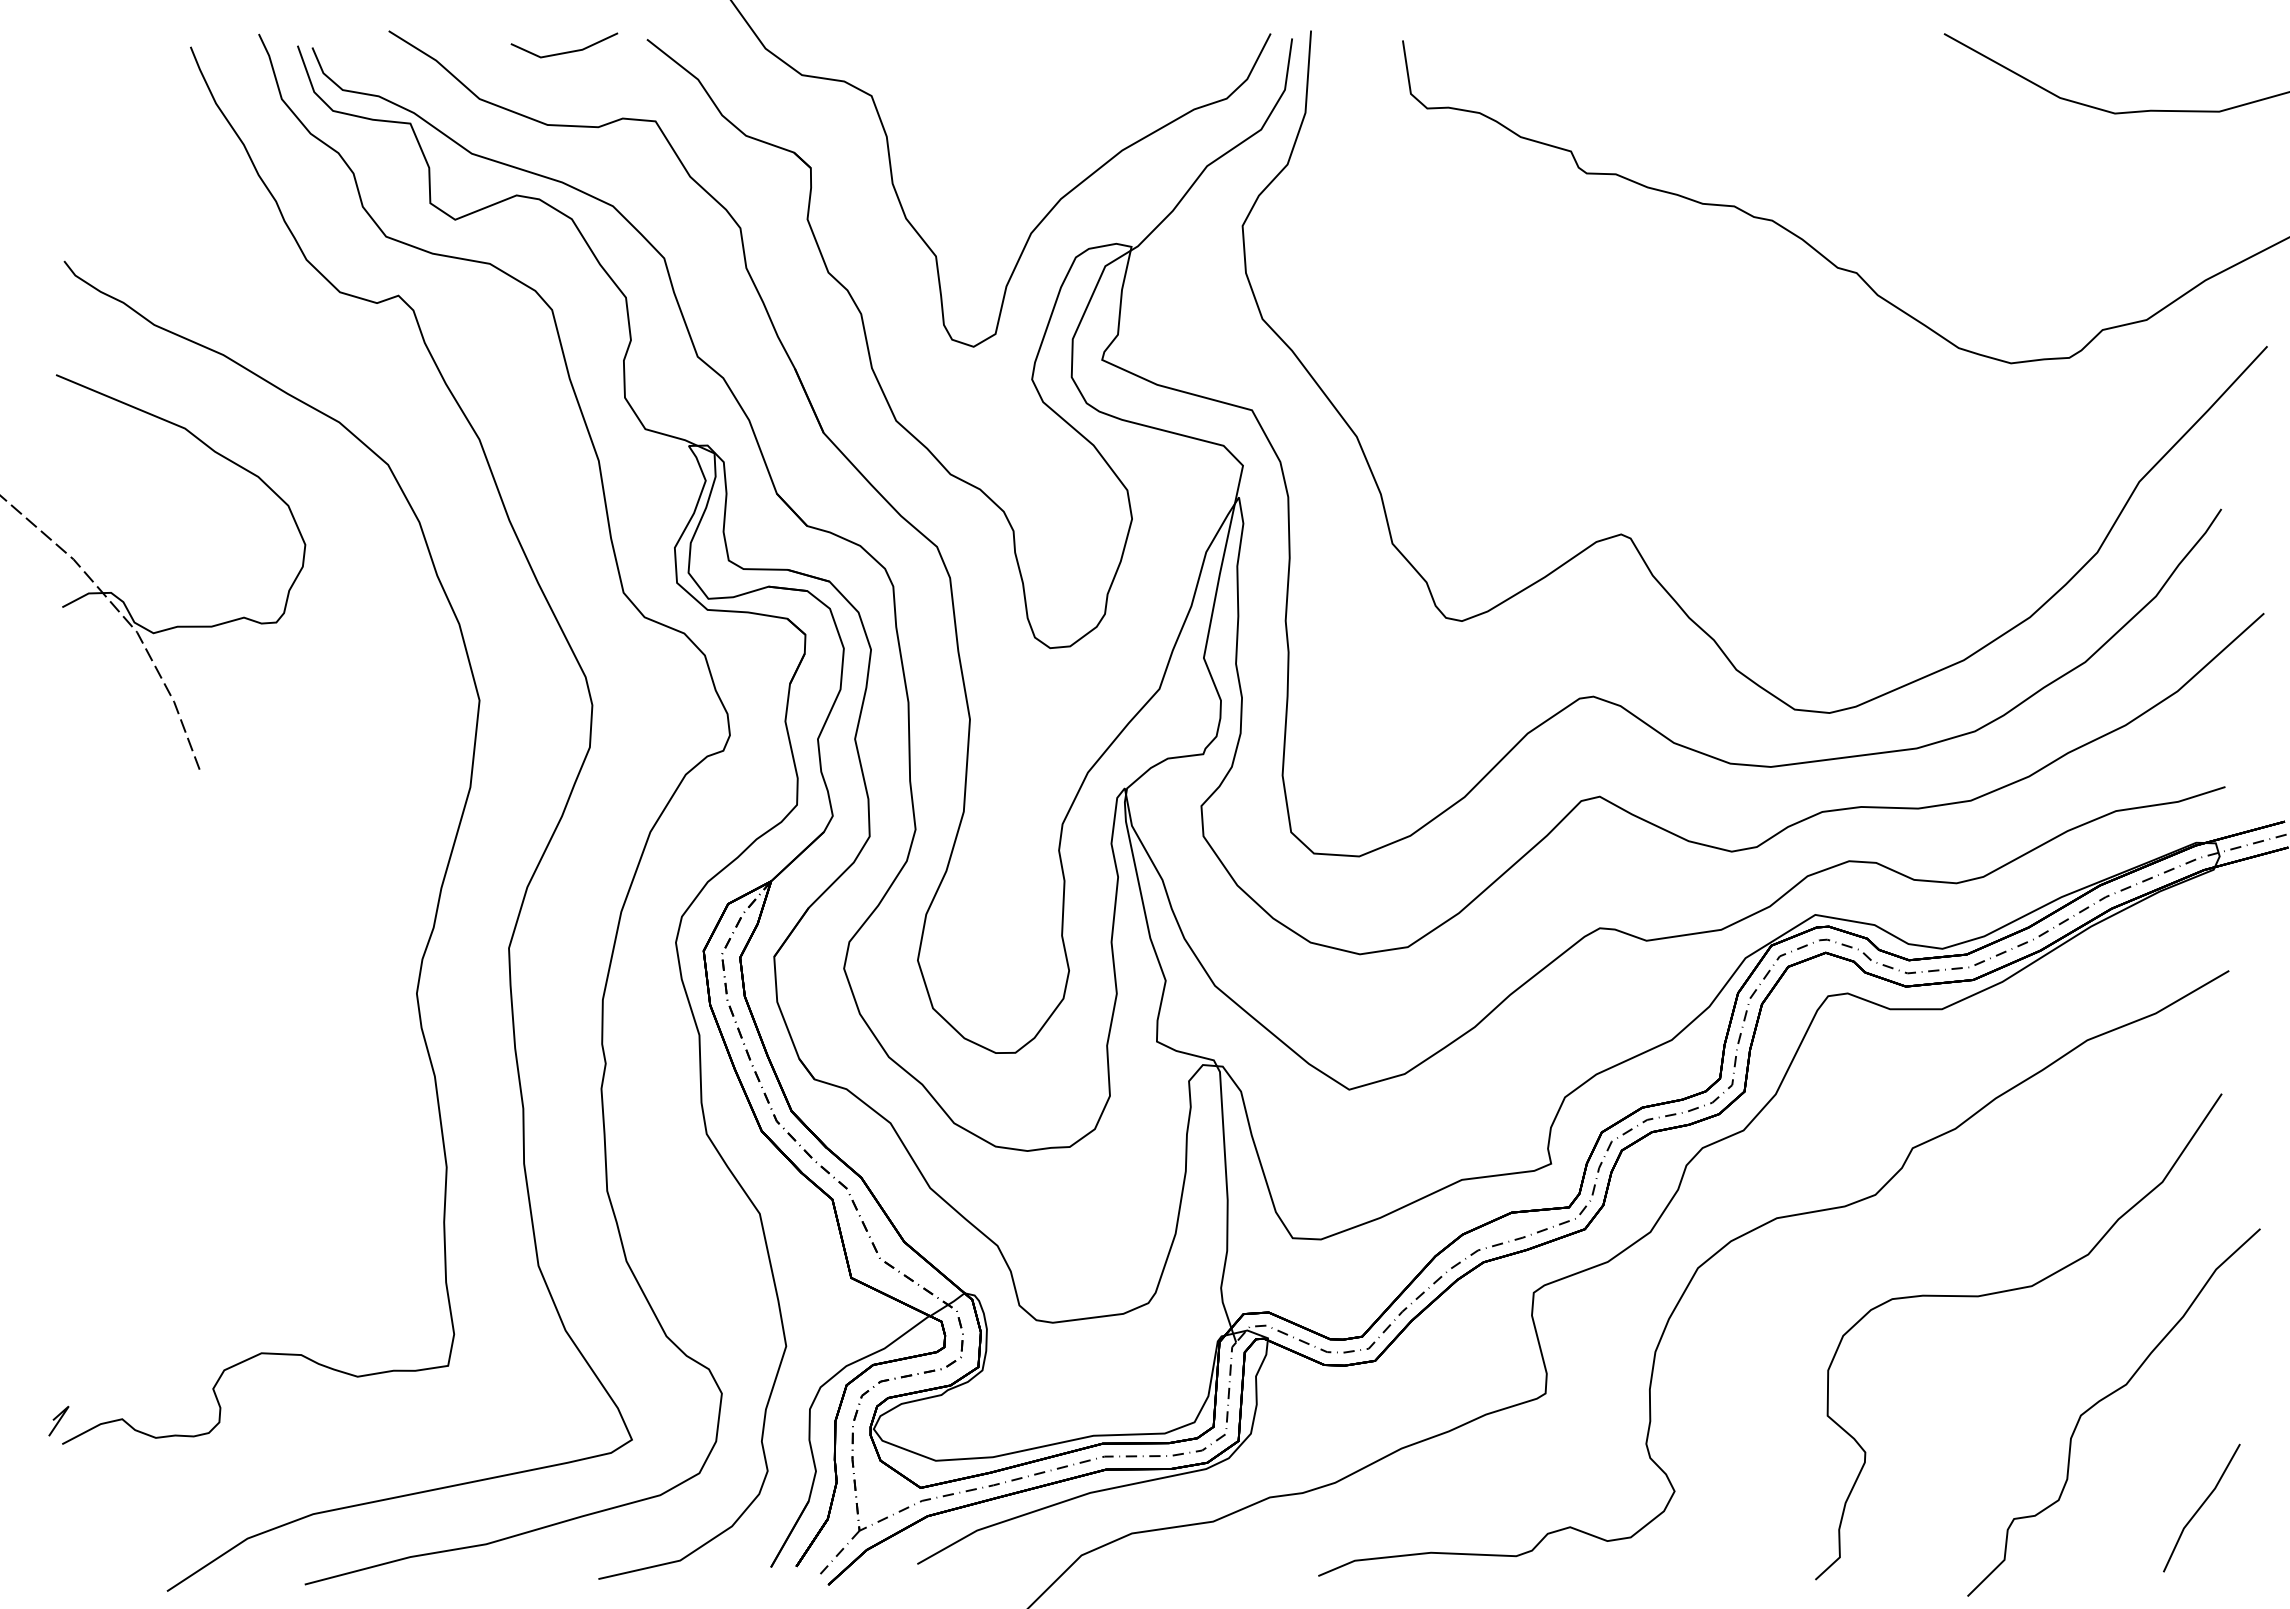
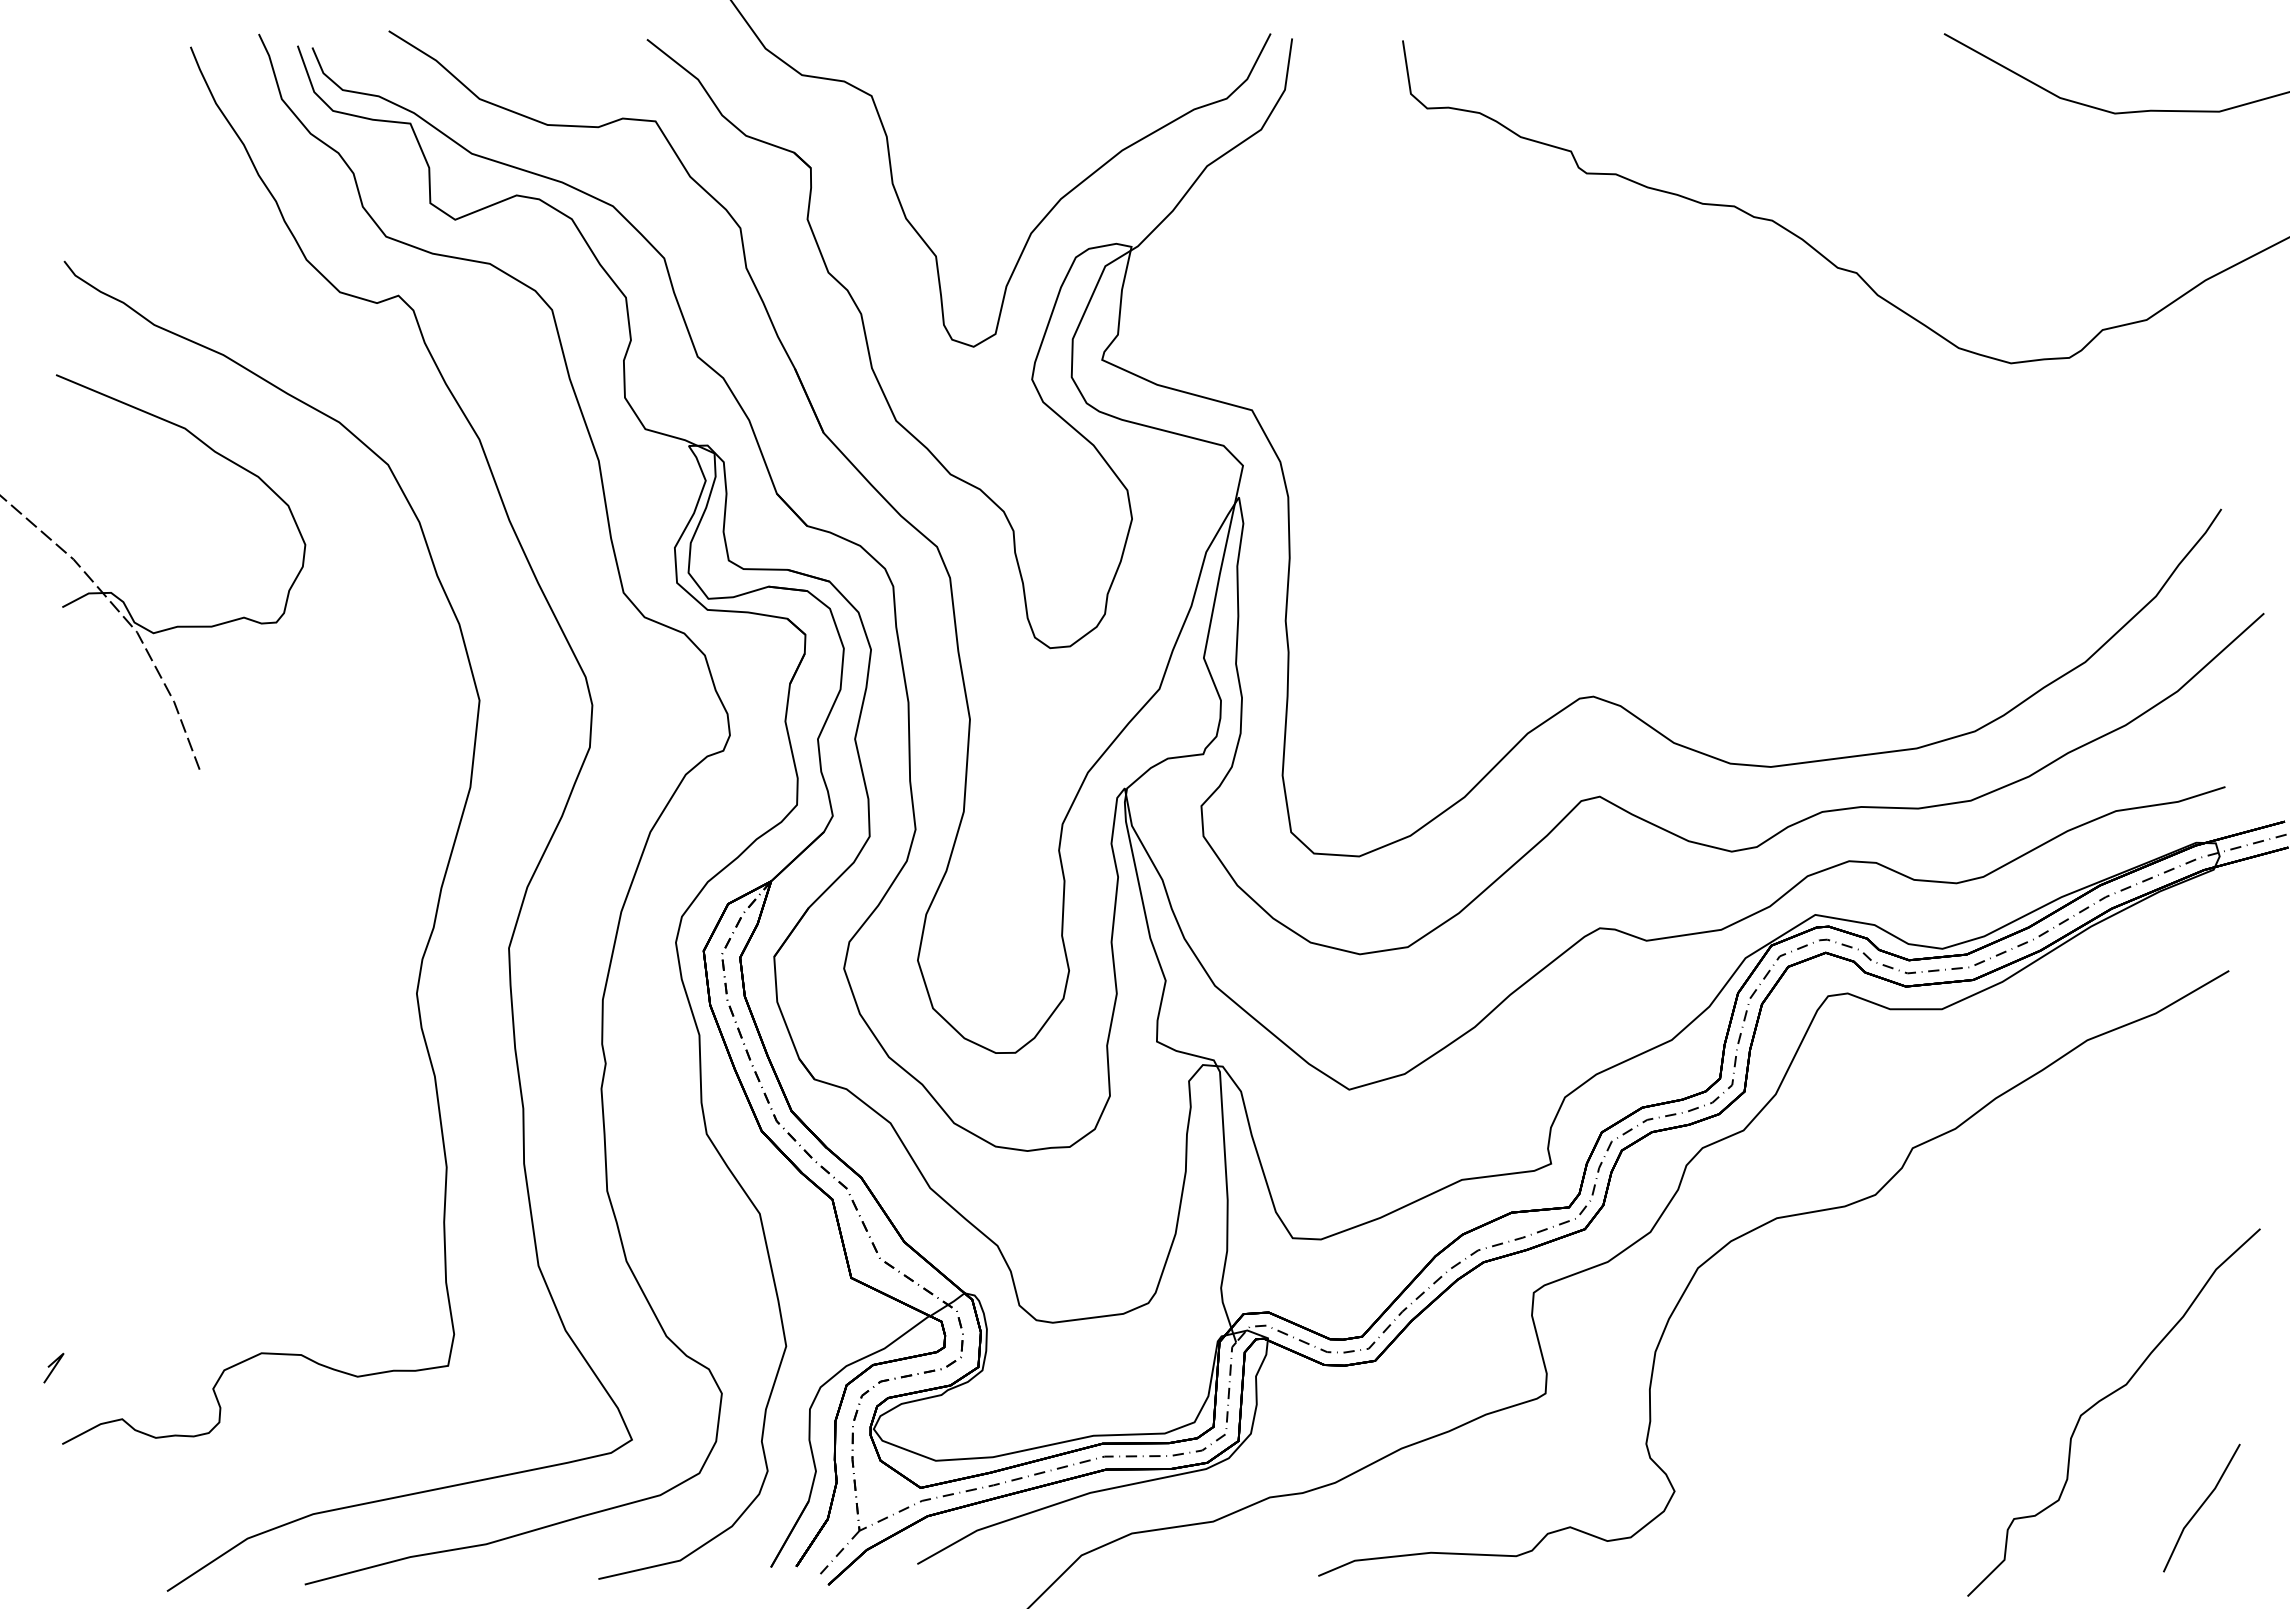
line: present -> none (566, 51)
curve: present -> none (1631, 537)
curve: present -> none (2010, 1291)
line position: (58, 1420) -> (53, 1367) (53, 1367)
